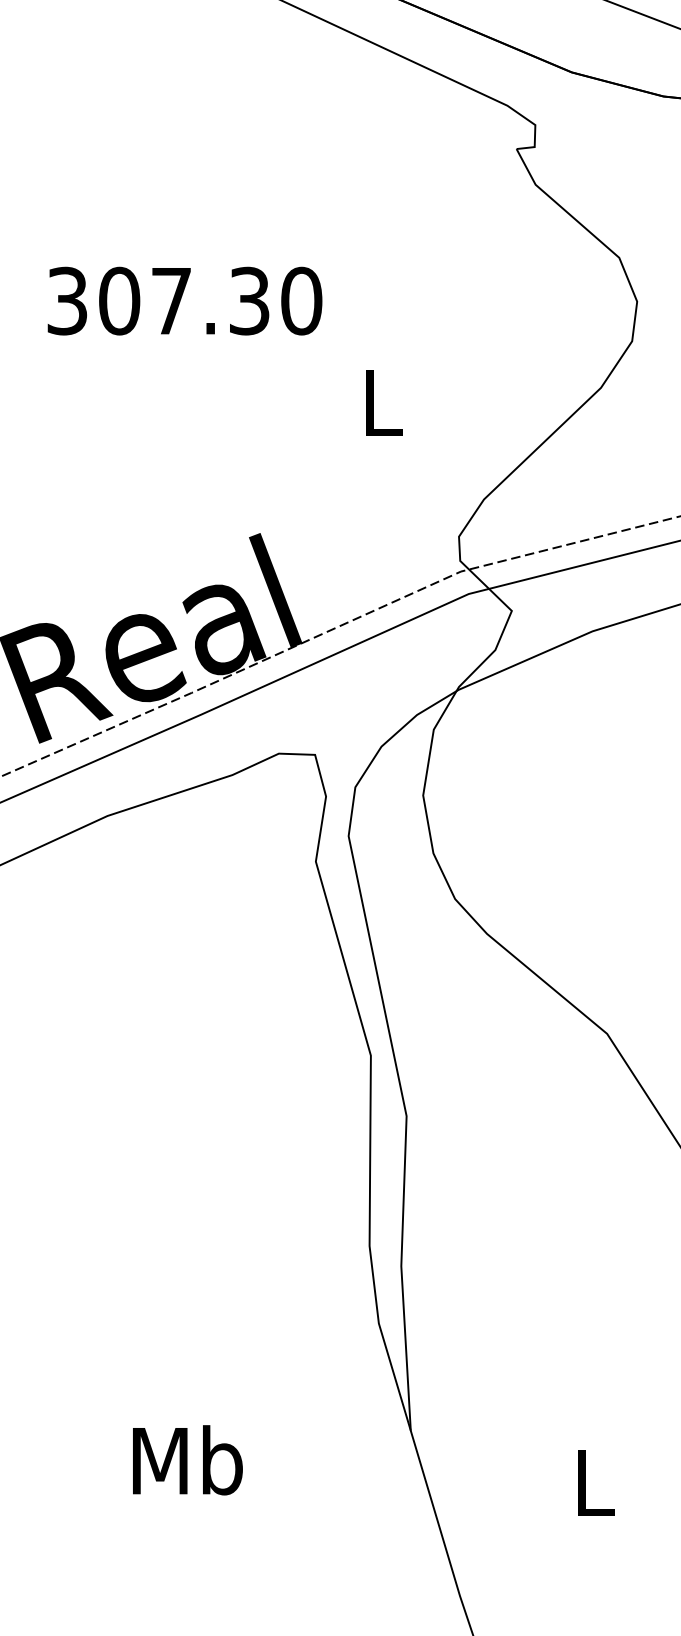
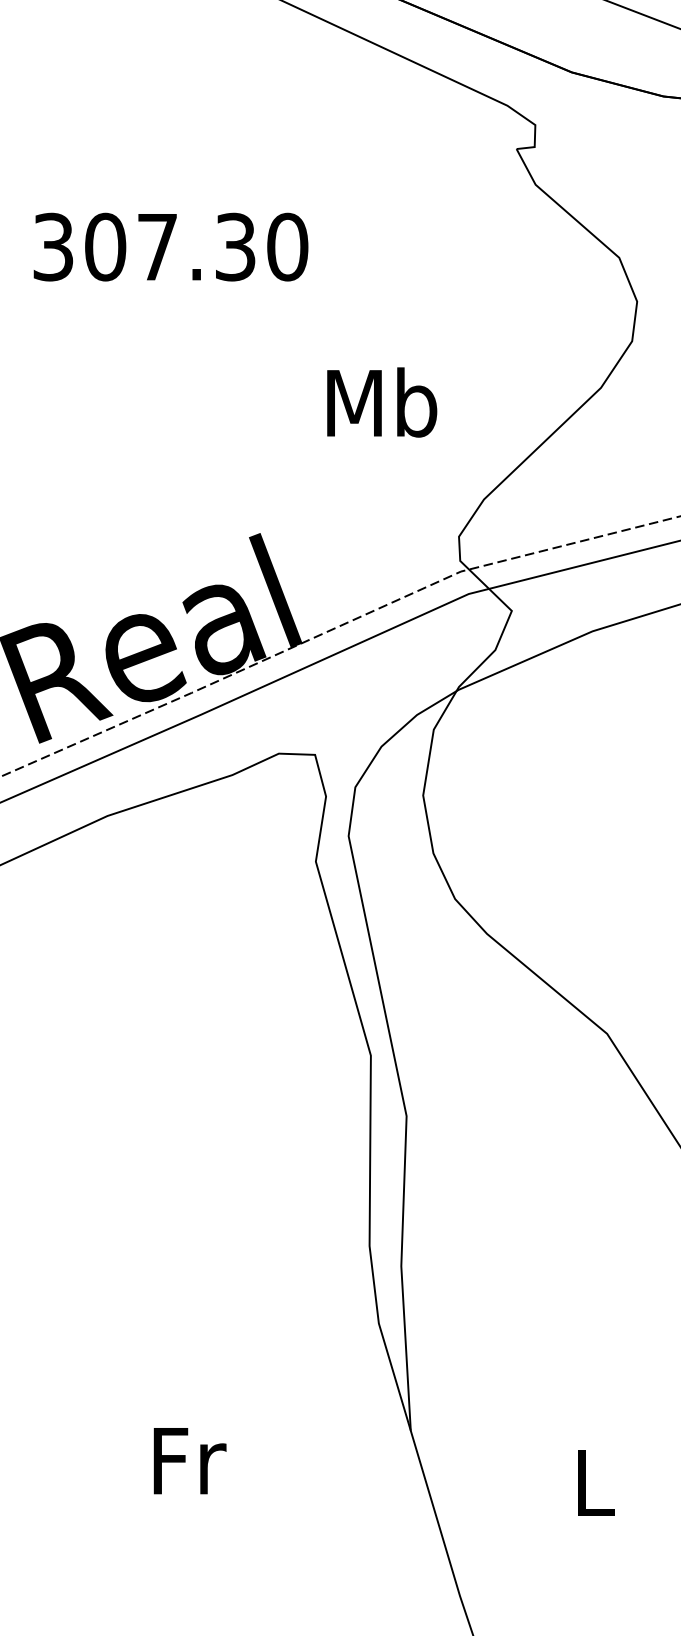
text position: (184, 300) -> (170, 246) (170, 246)
text: L -> Mb (382, 402)
text: Mb -> Fr (187, 1460)
